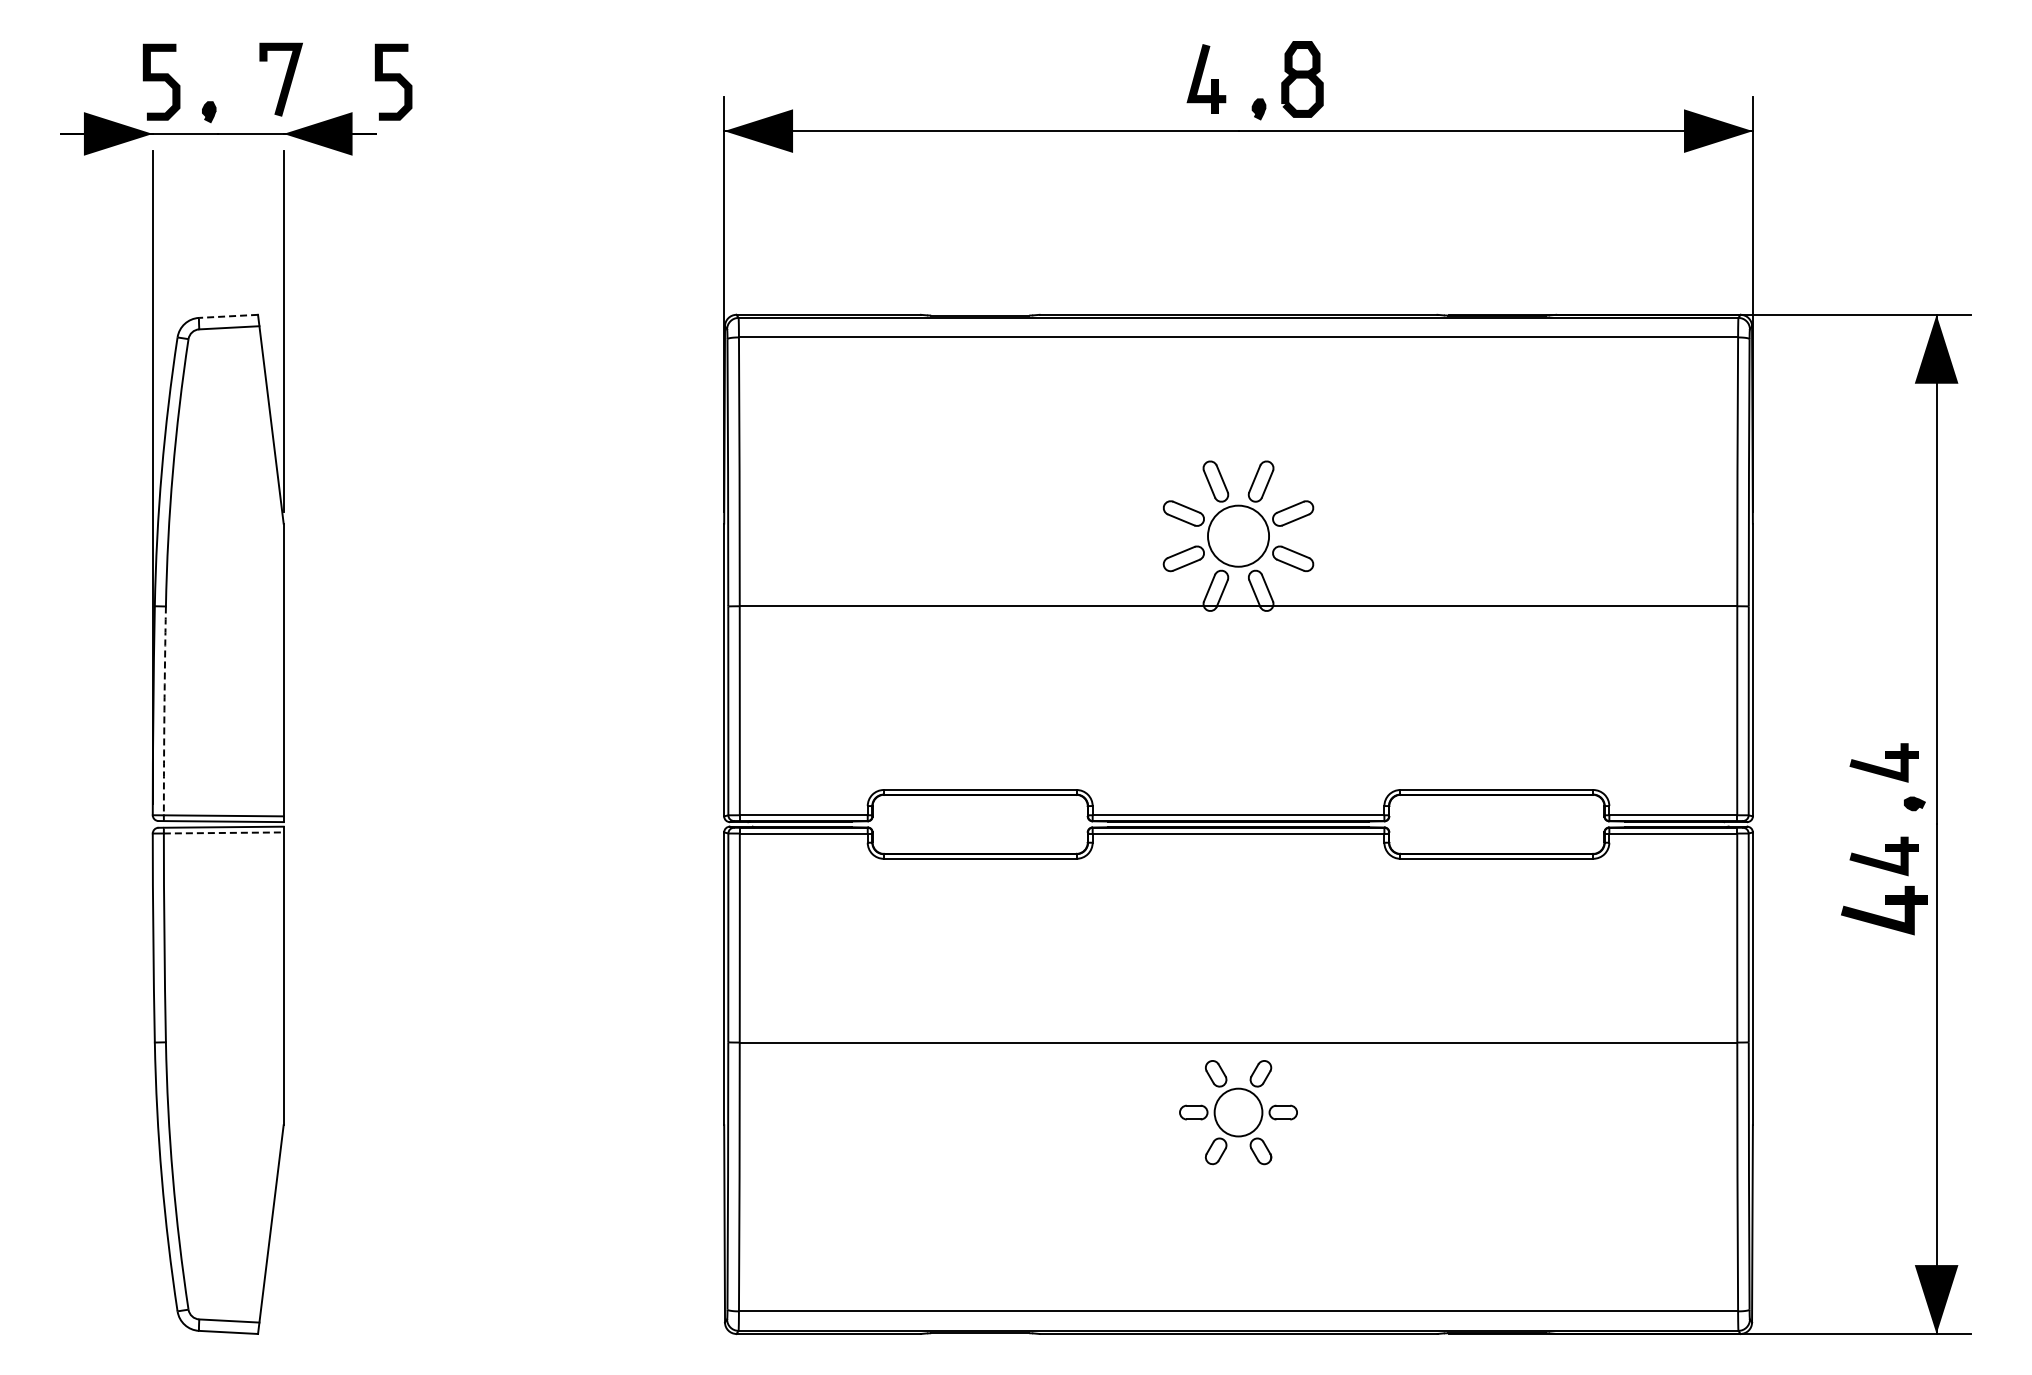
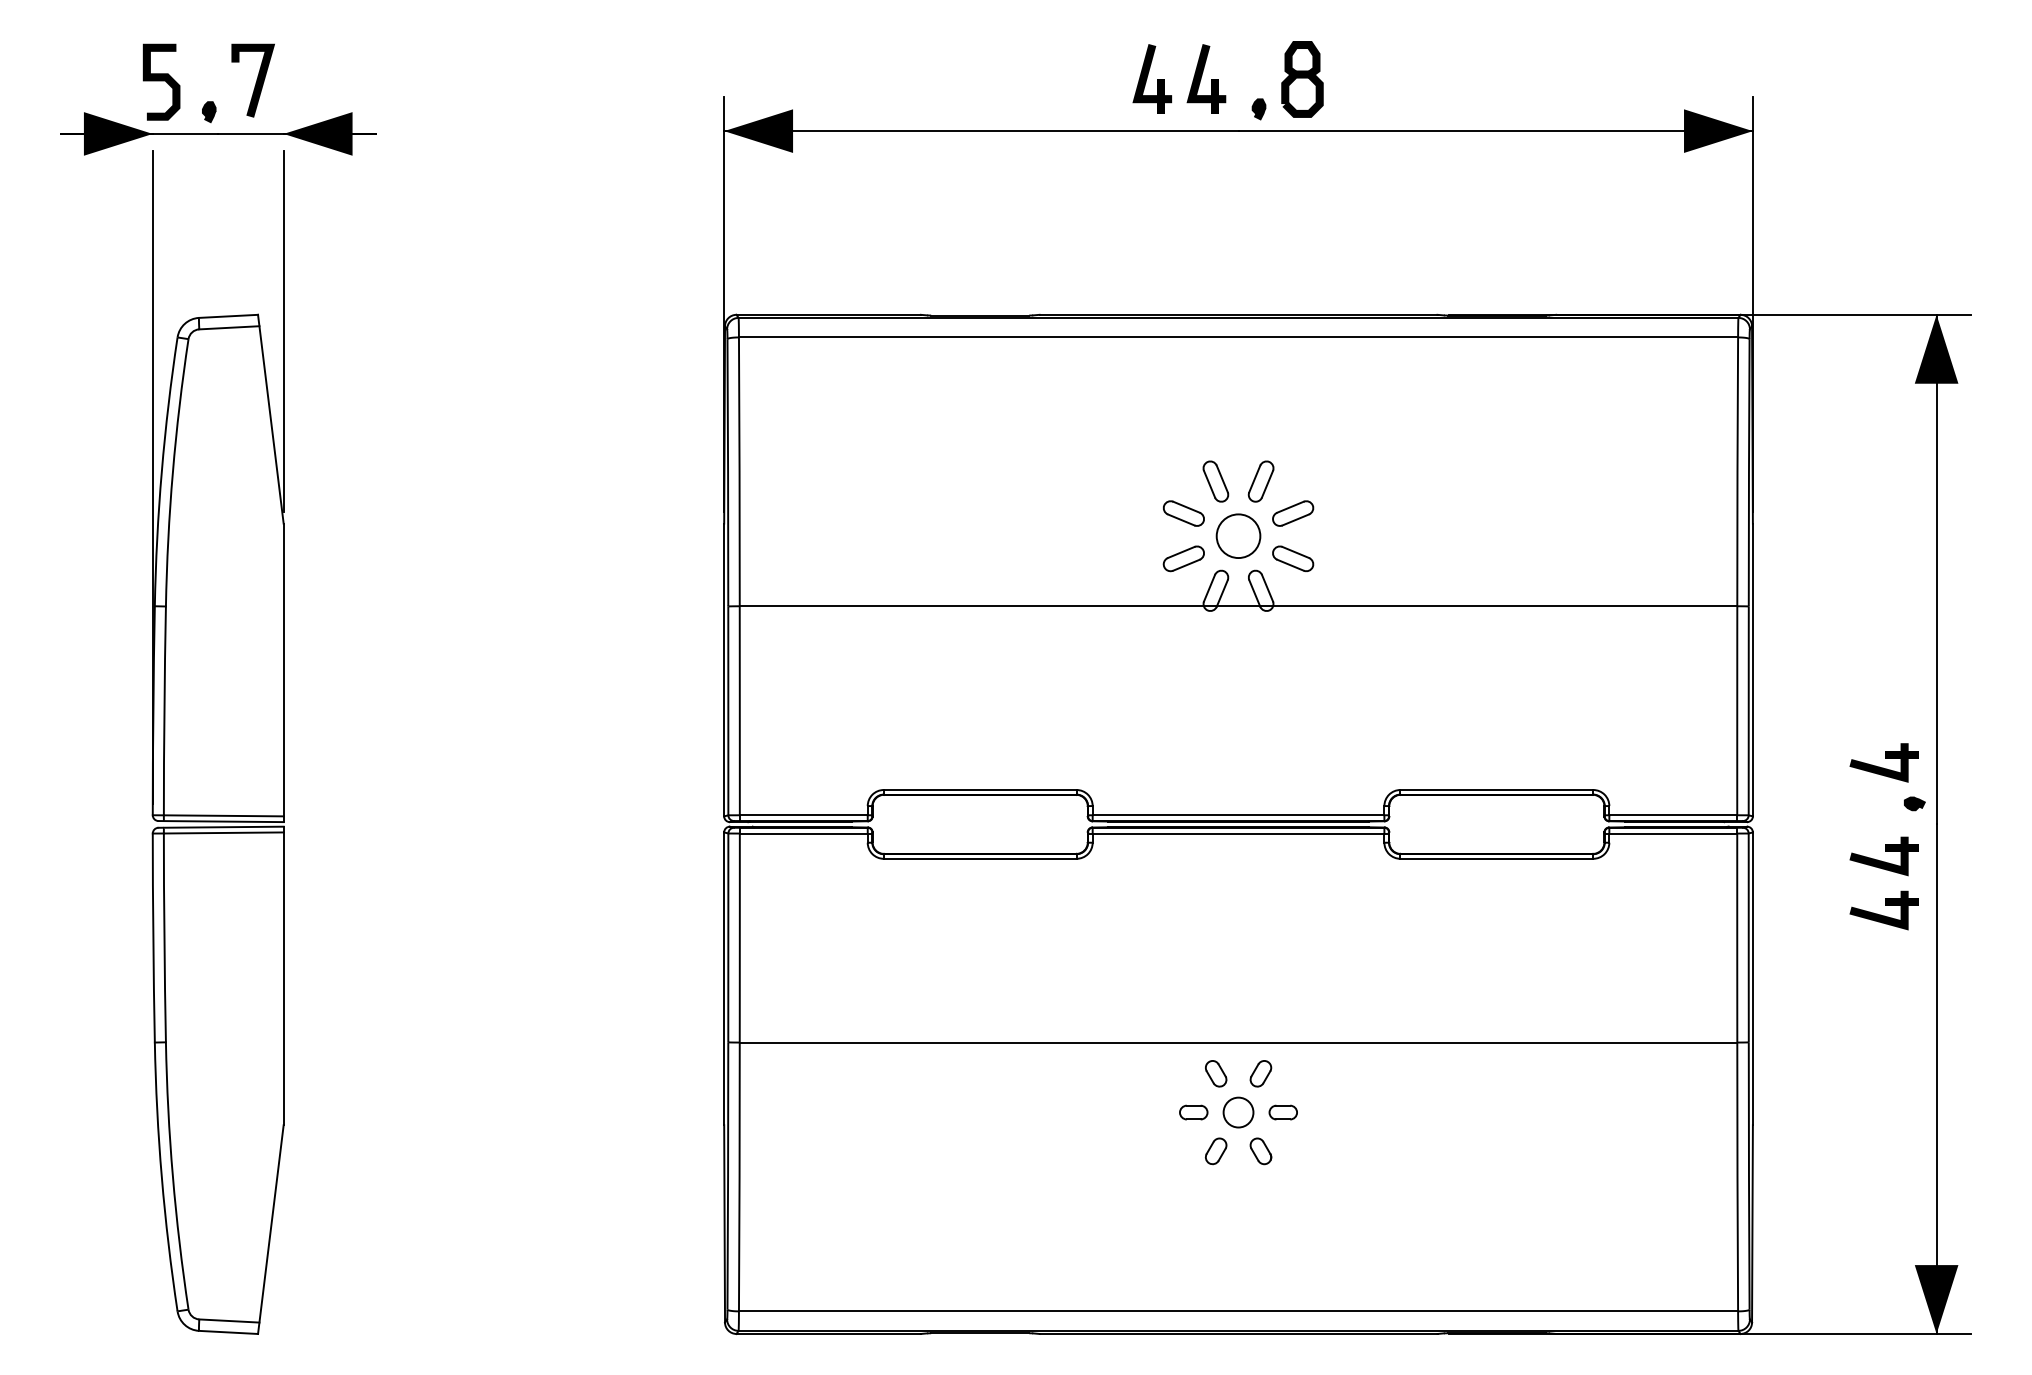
part: none -> present (1152, 78)
line position: (283, 81) -> (255, 82) (255, 82)
curve: present -> none (393, 81)
line: dashed -> solid (228, 316)
circle diameter: 61 px -> 44 px (1238, 536)
arc: dashed -> solid (164, 710)
line: dashed -> solid (223, 832)
part size: 87x50 px -> 70x41 px (1883, 910)
circle diameter: 48 px -> 30 px (1238, 1112)
